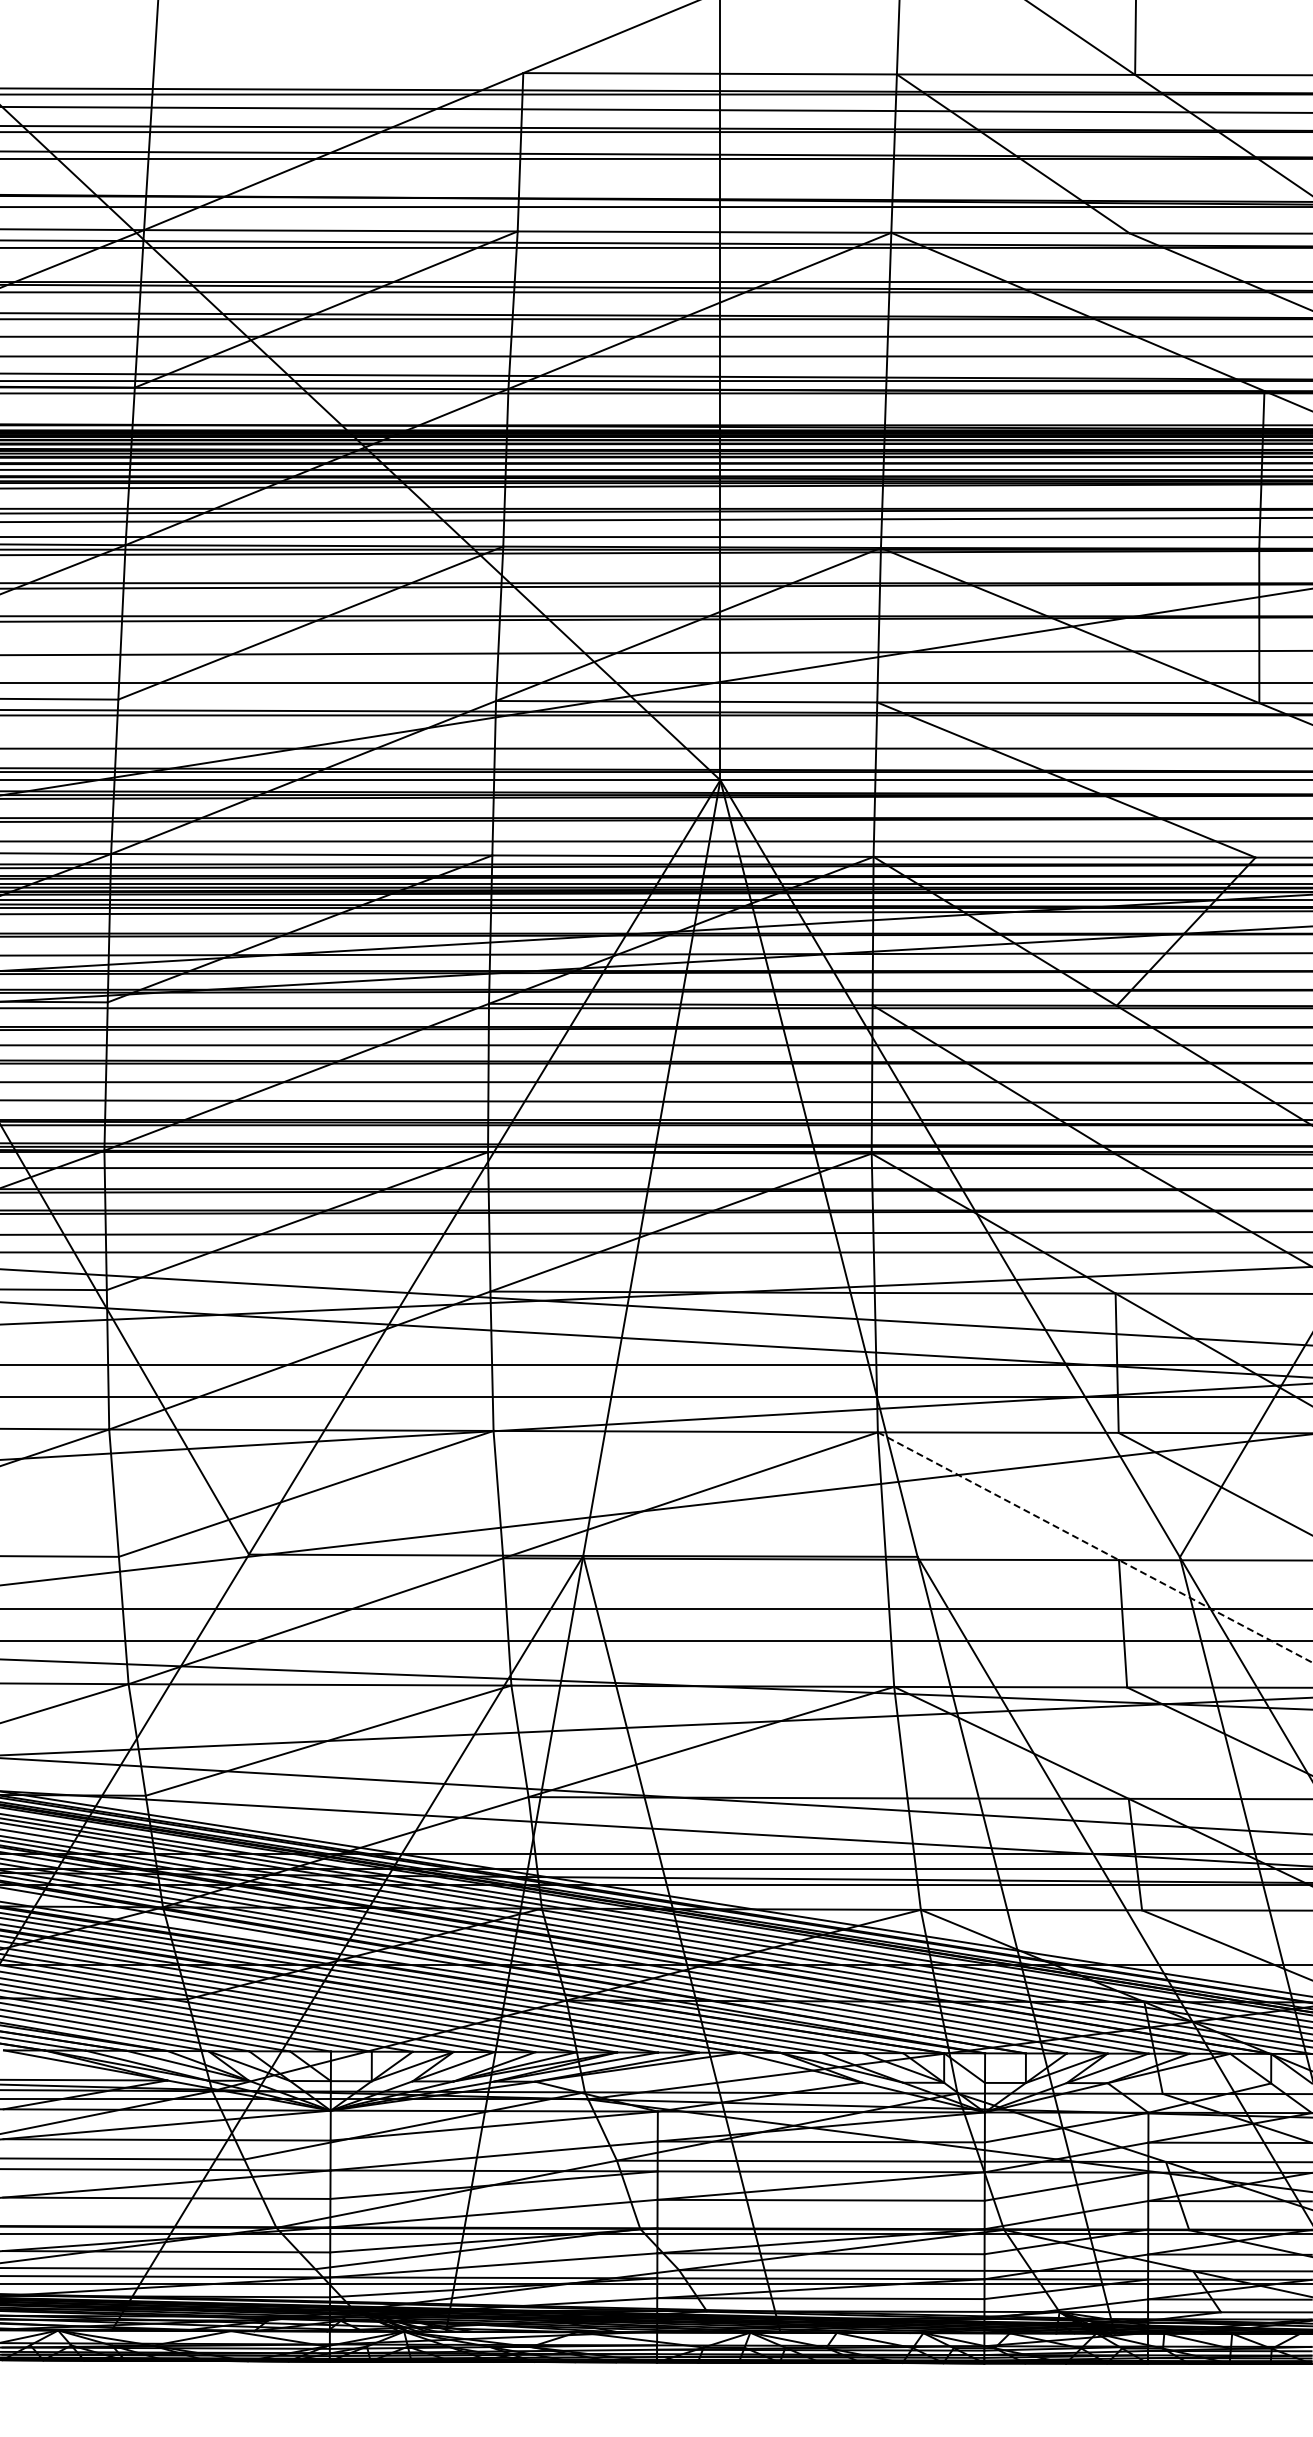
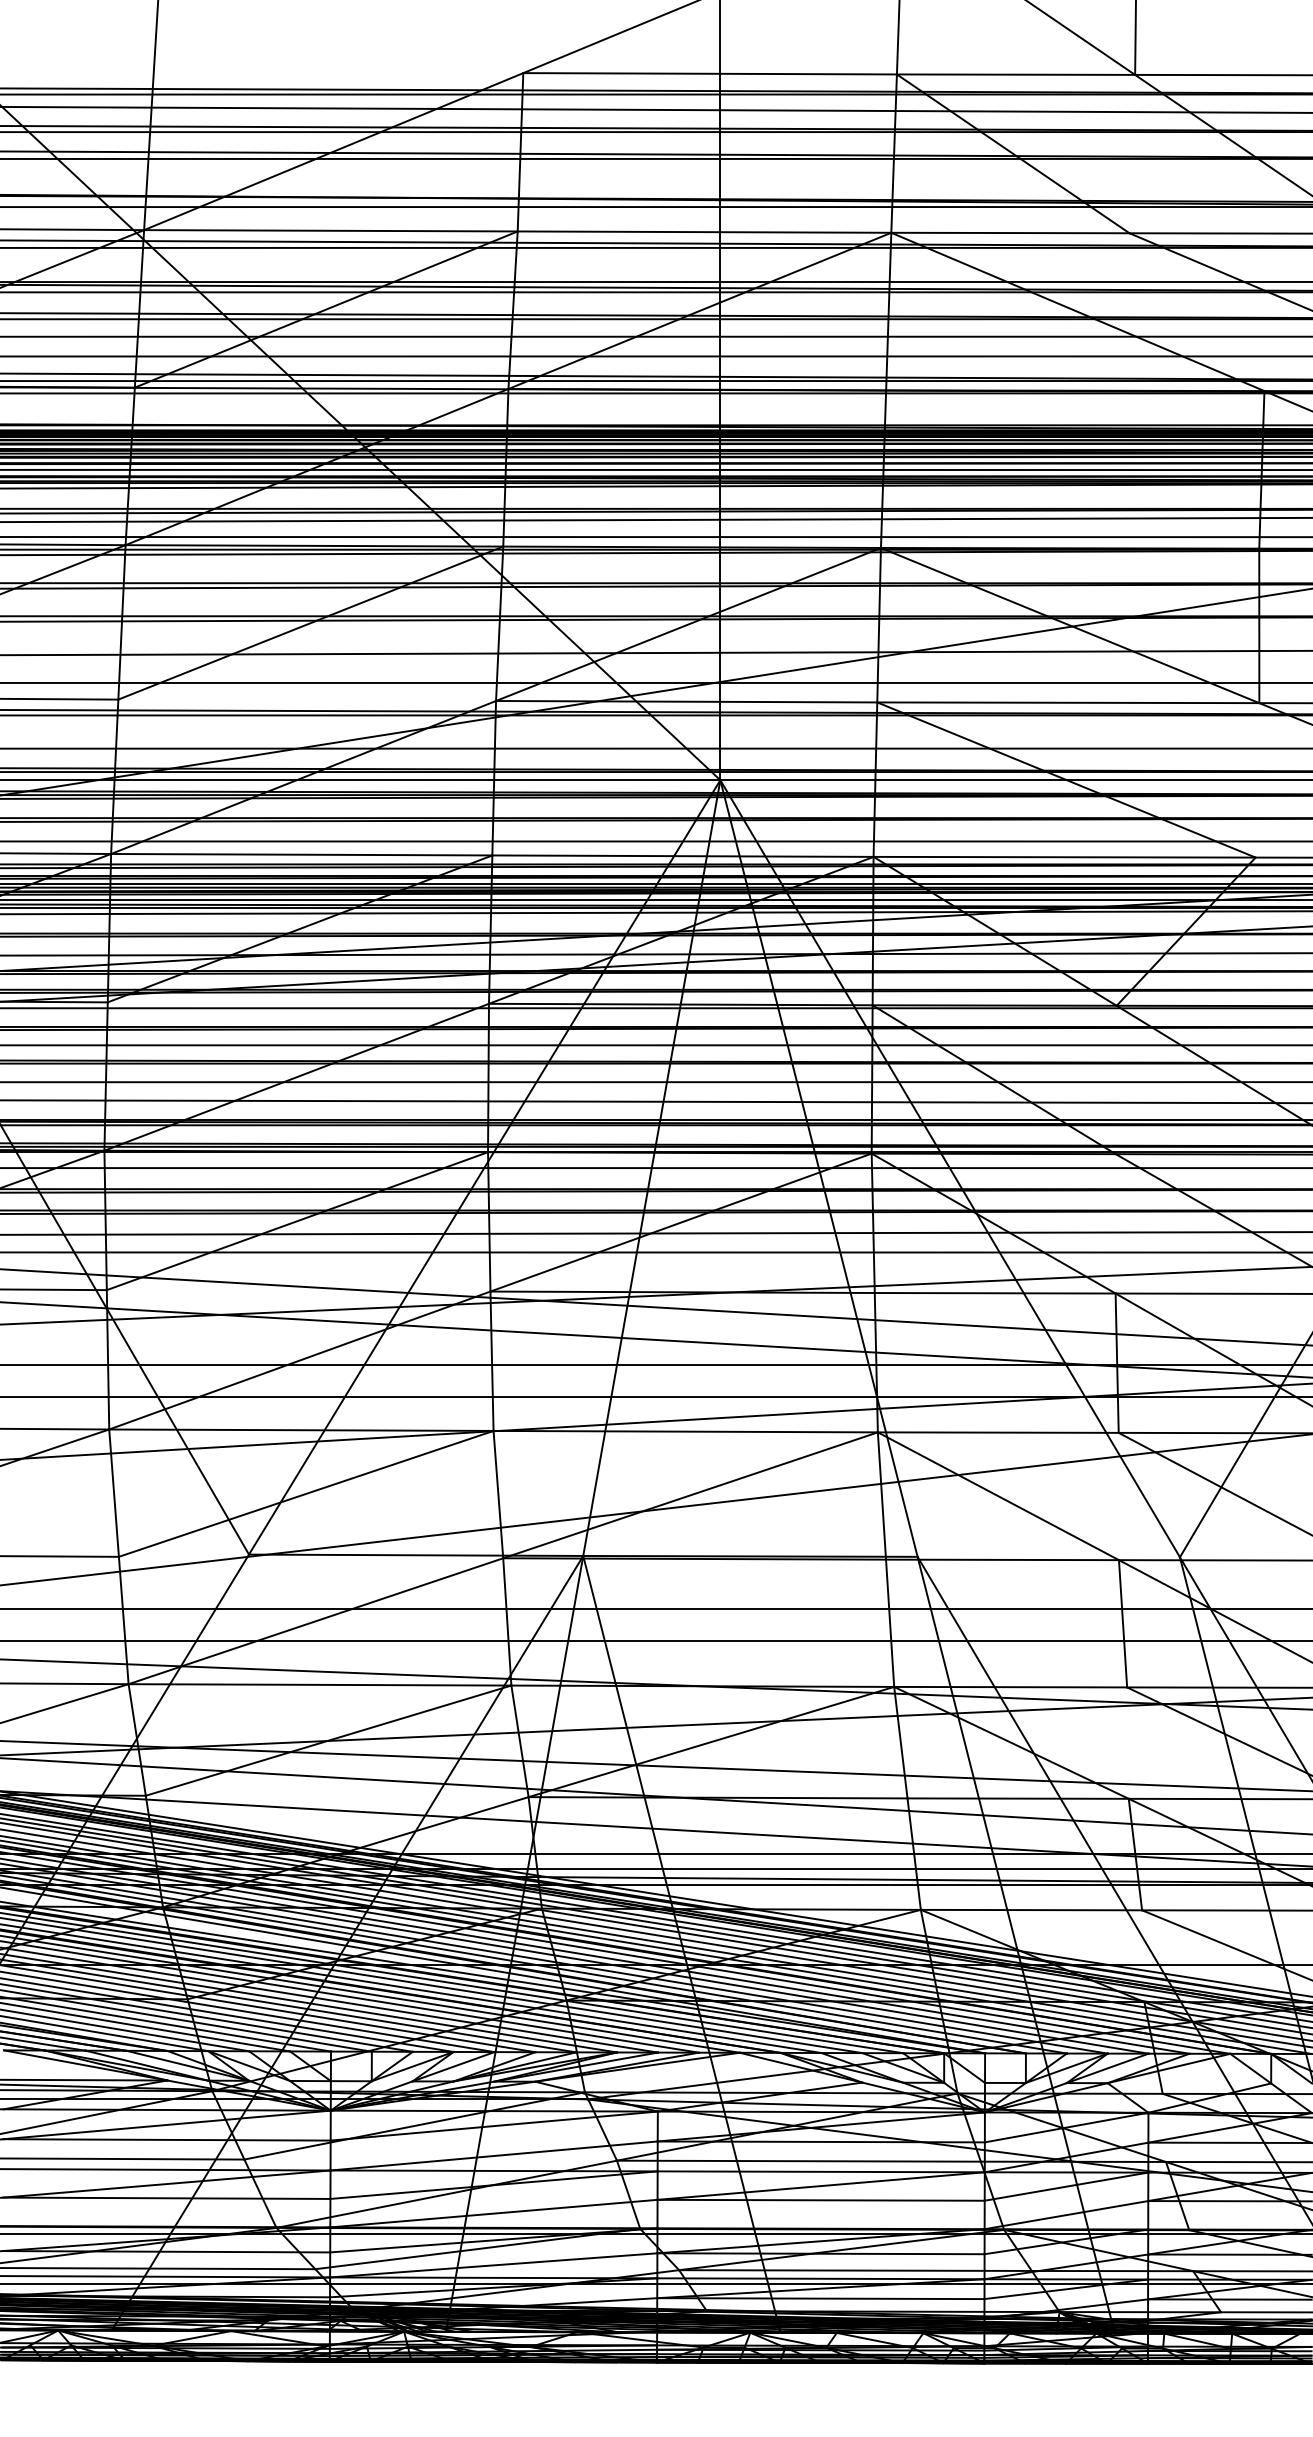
line: dashed -> solid (1095, 1547)
line: none -> present (655, 1766)
